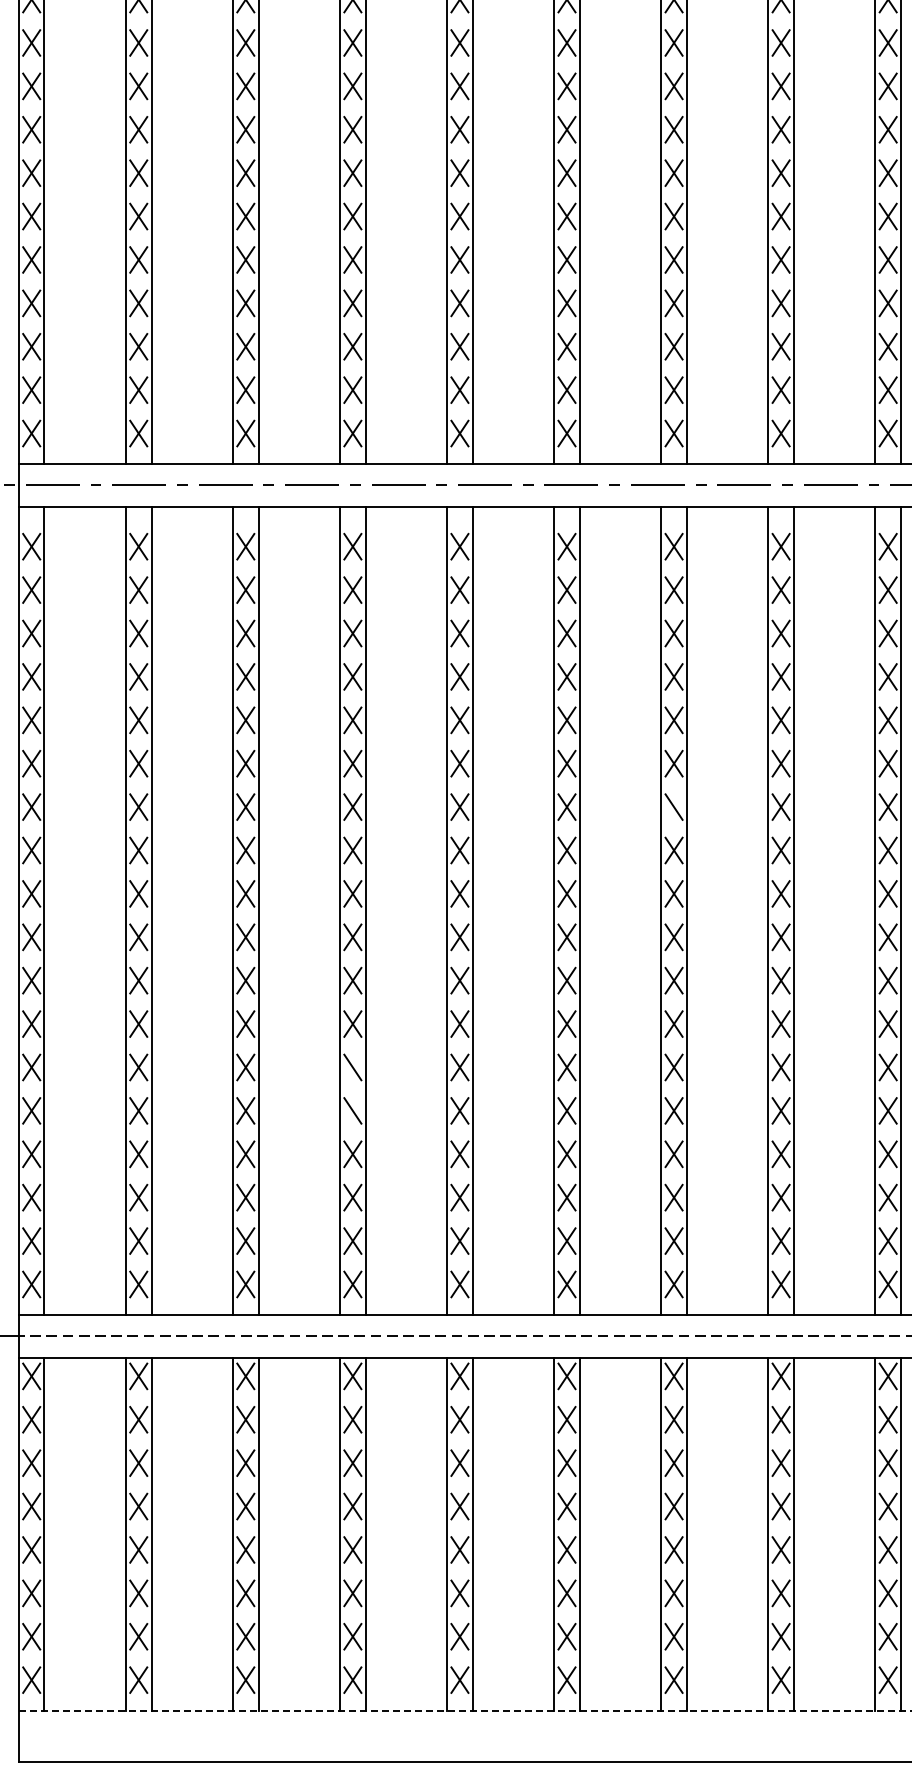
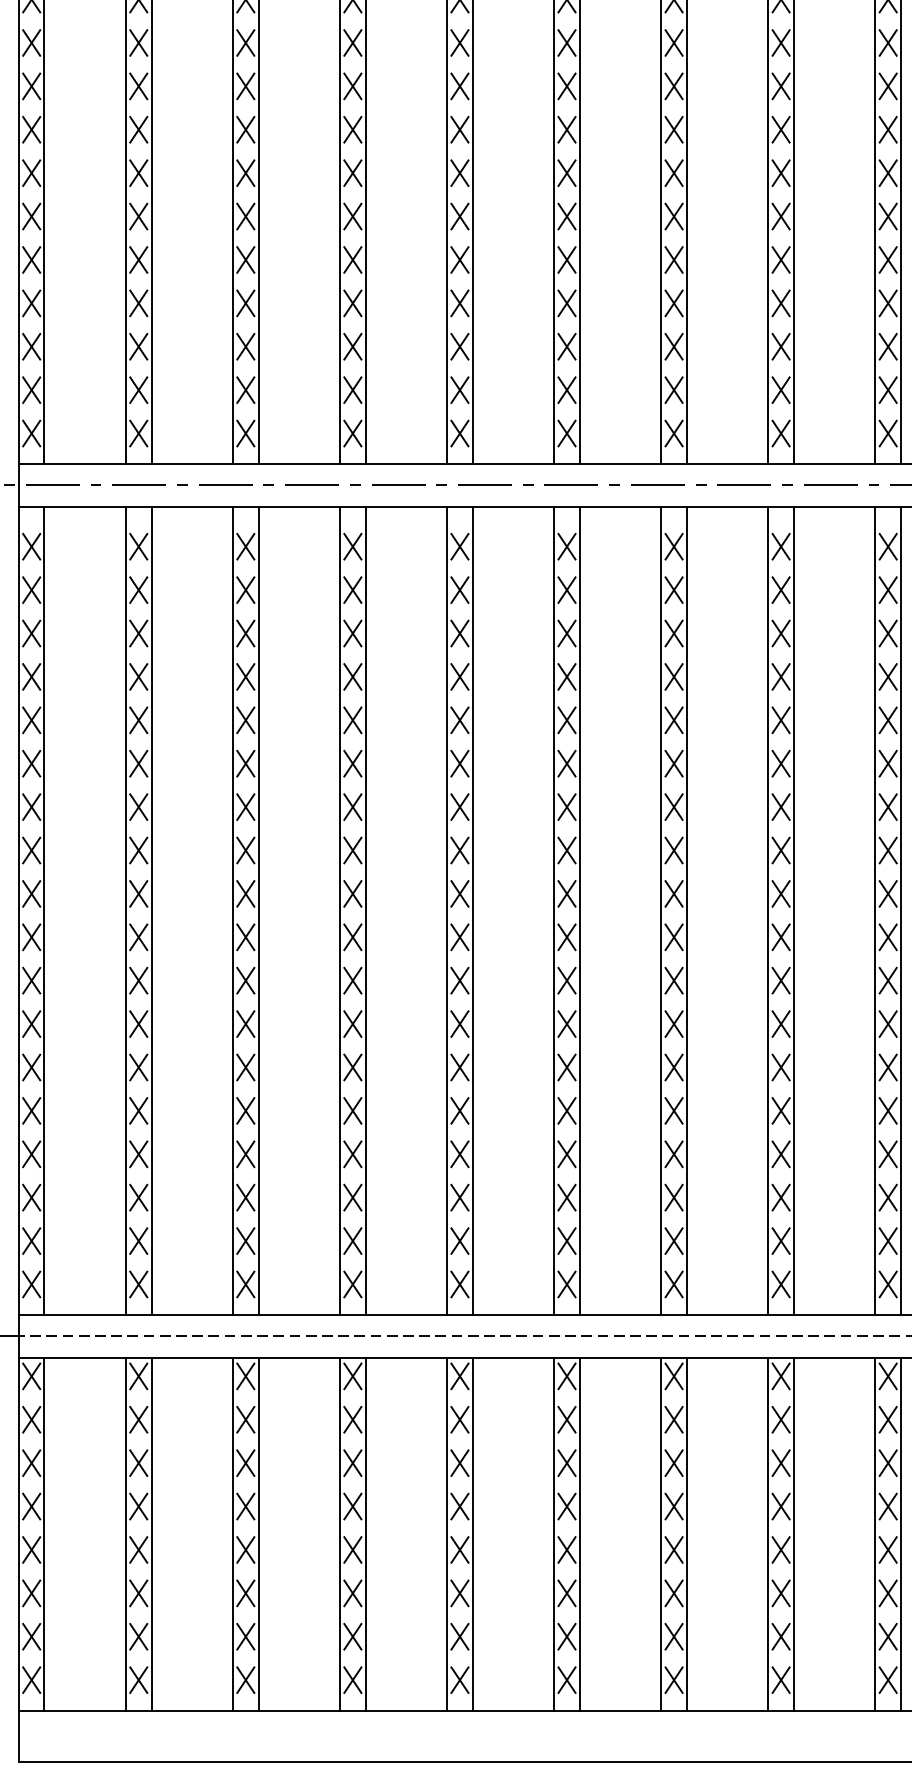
line: none -> present (673, 806)
line: none -> present (352, 1067)
line: none -> present (352, 1110)
line: dashed -> solid (465, 1710)
